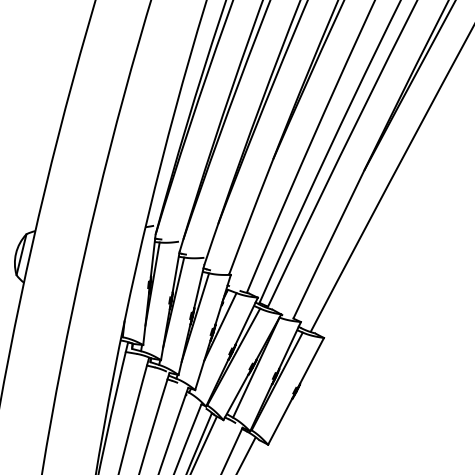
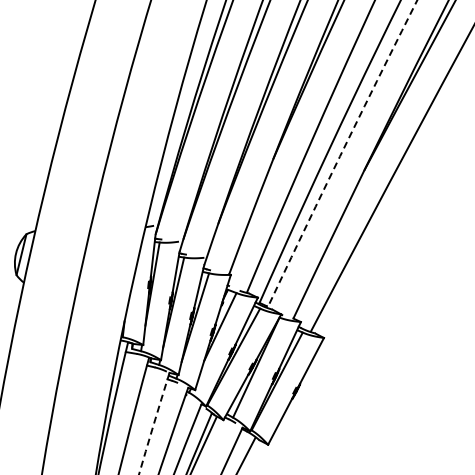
arc: solid -> dashed (341, 153)
arc: solid -> dashed (153, 424)
